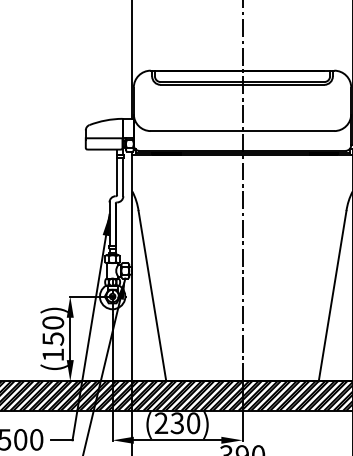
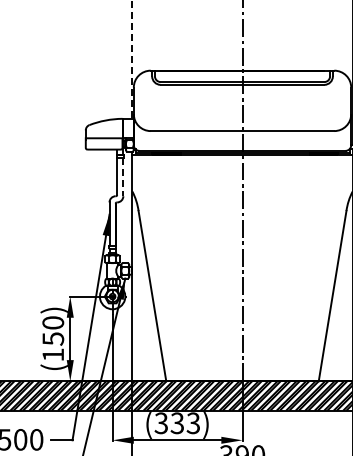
line: solid -> dashed (132, 60)
line: solid -> dashed (123, 177)
text: (230) -> (333) (177, 423)
